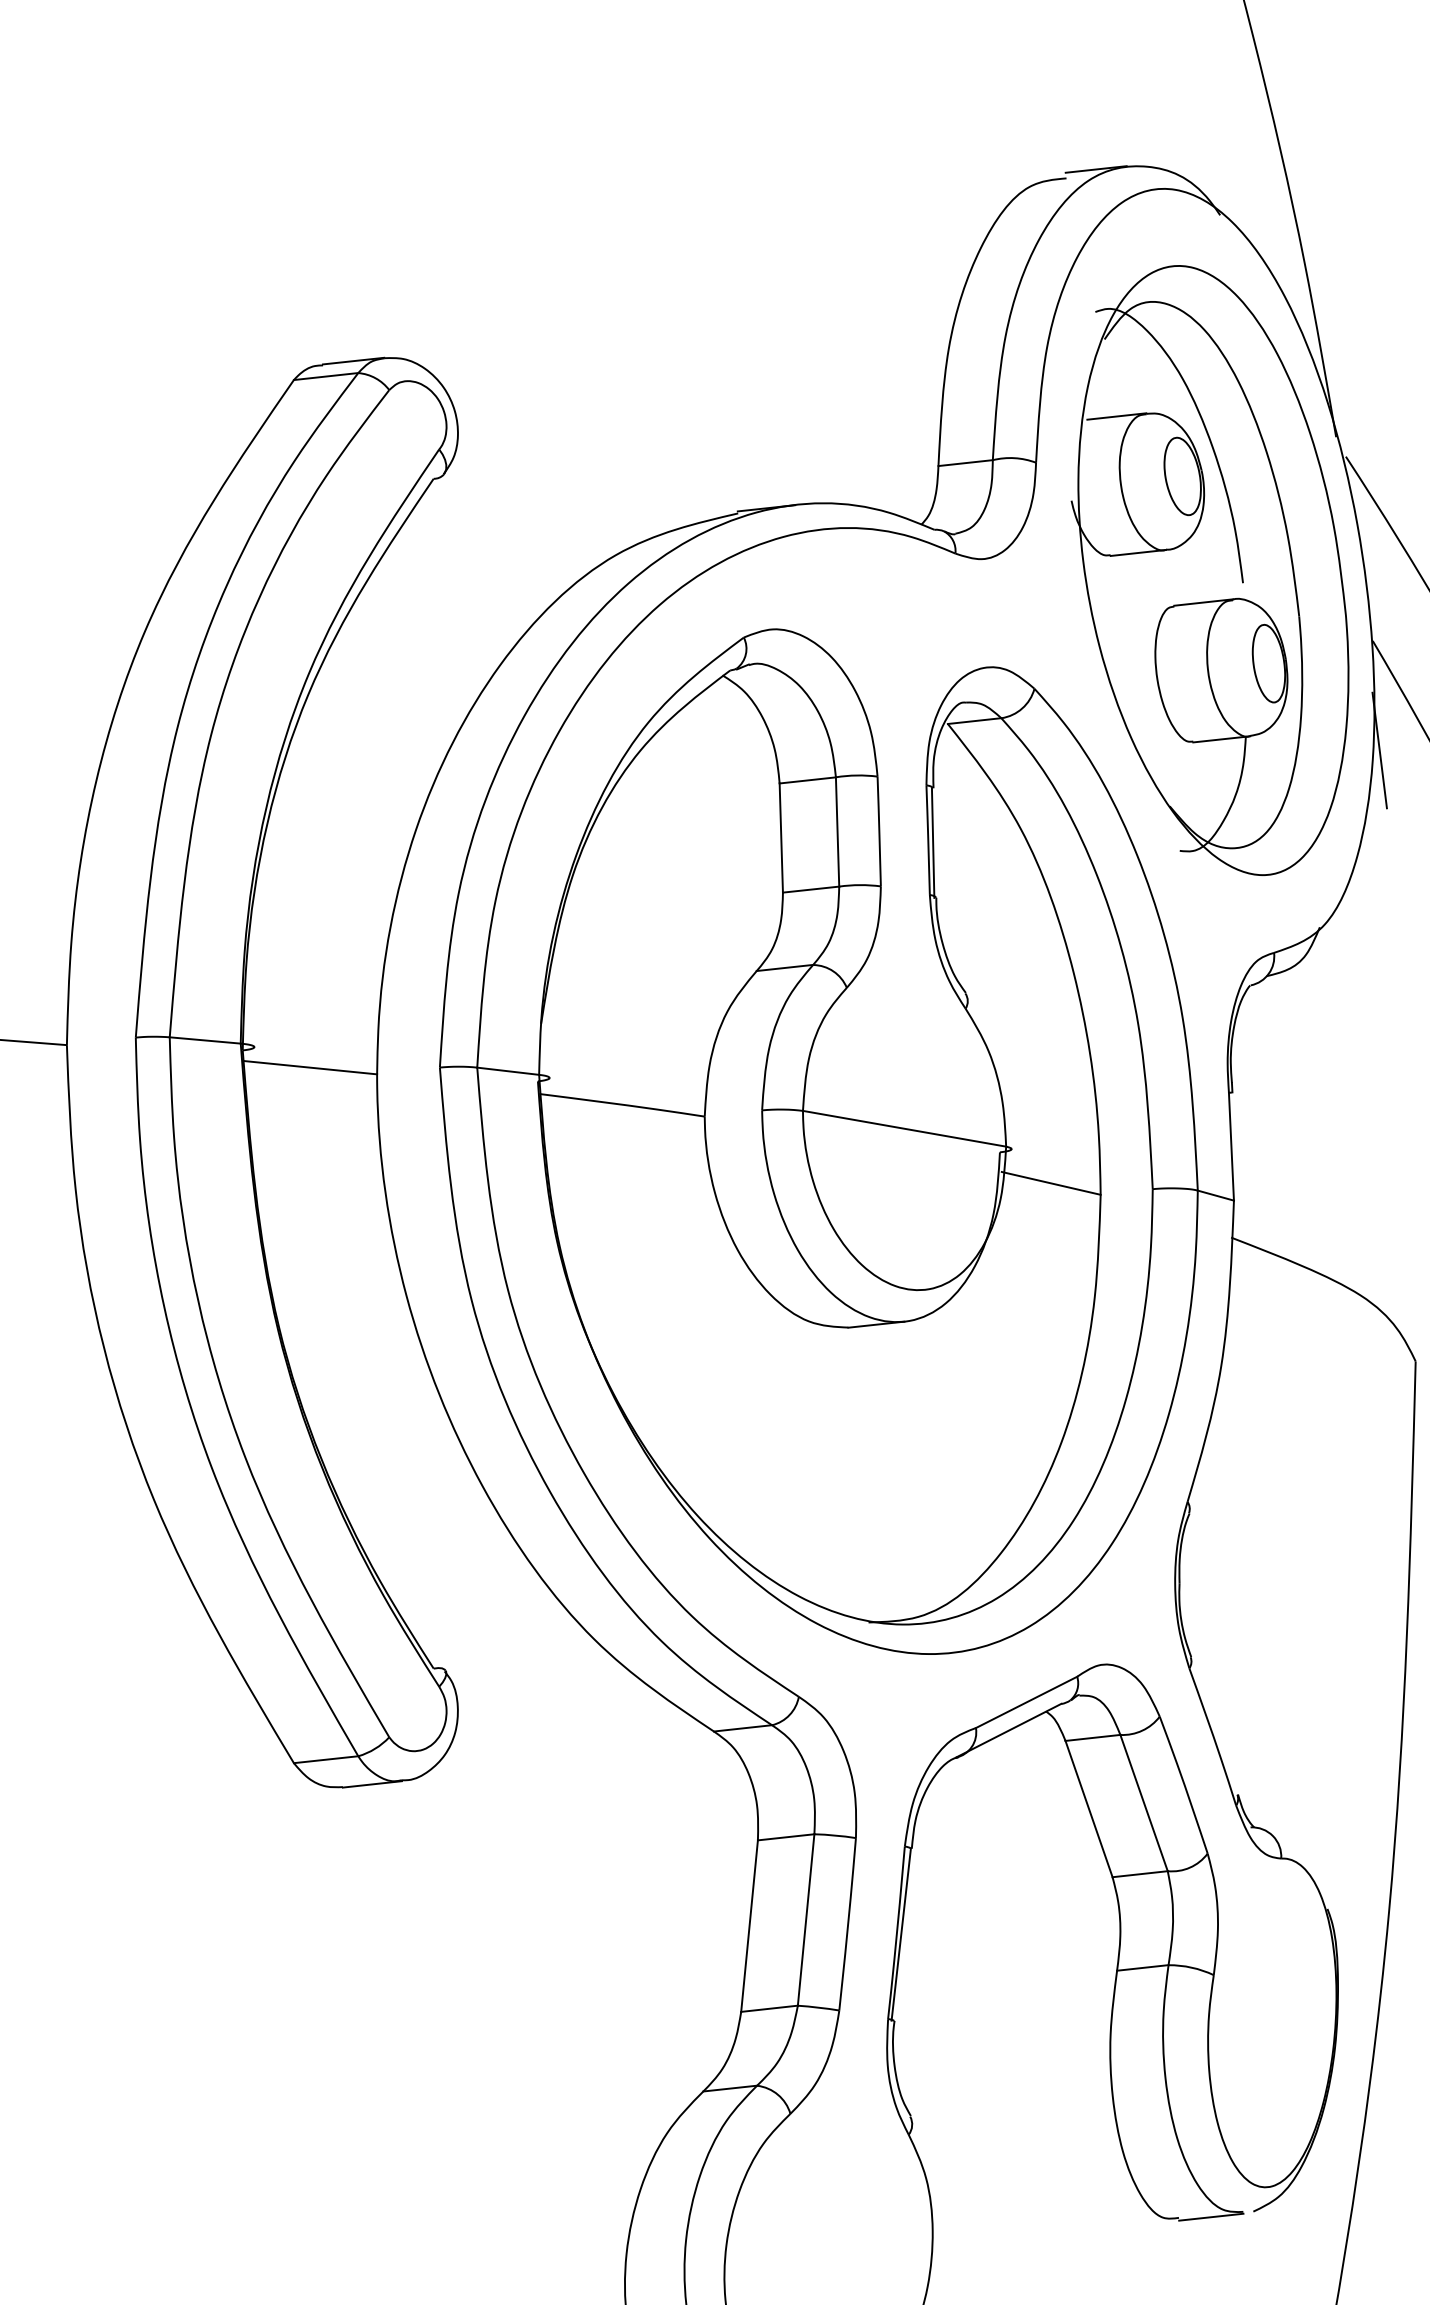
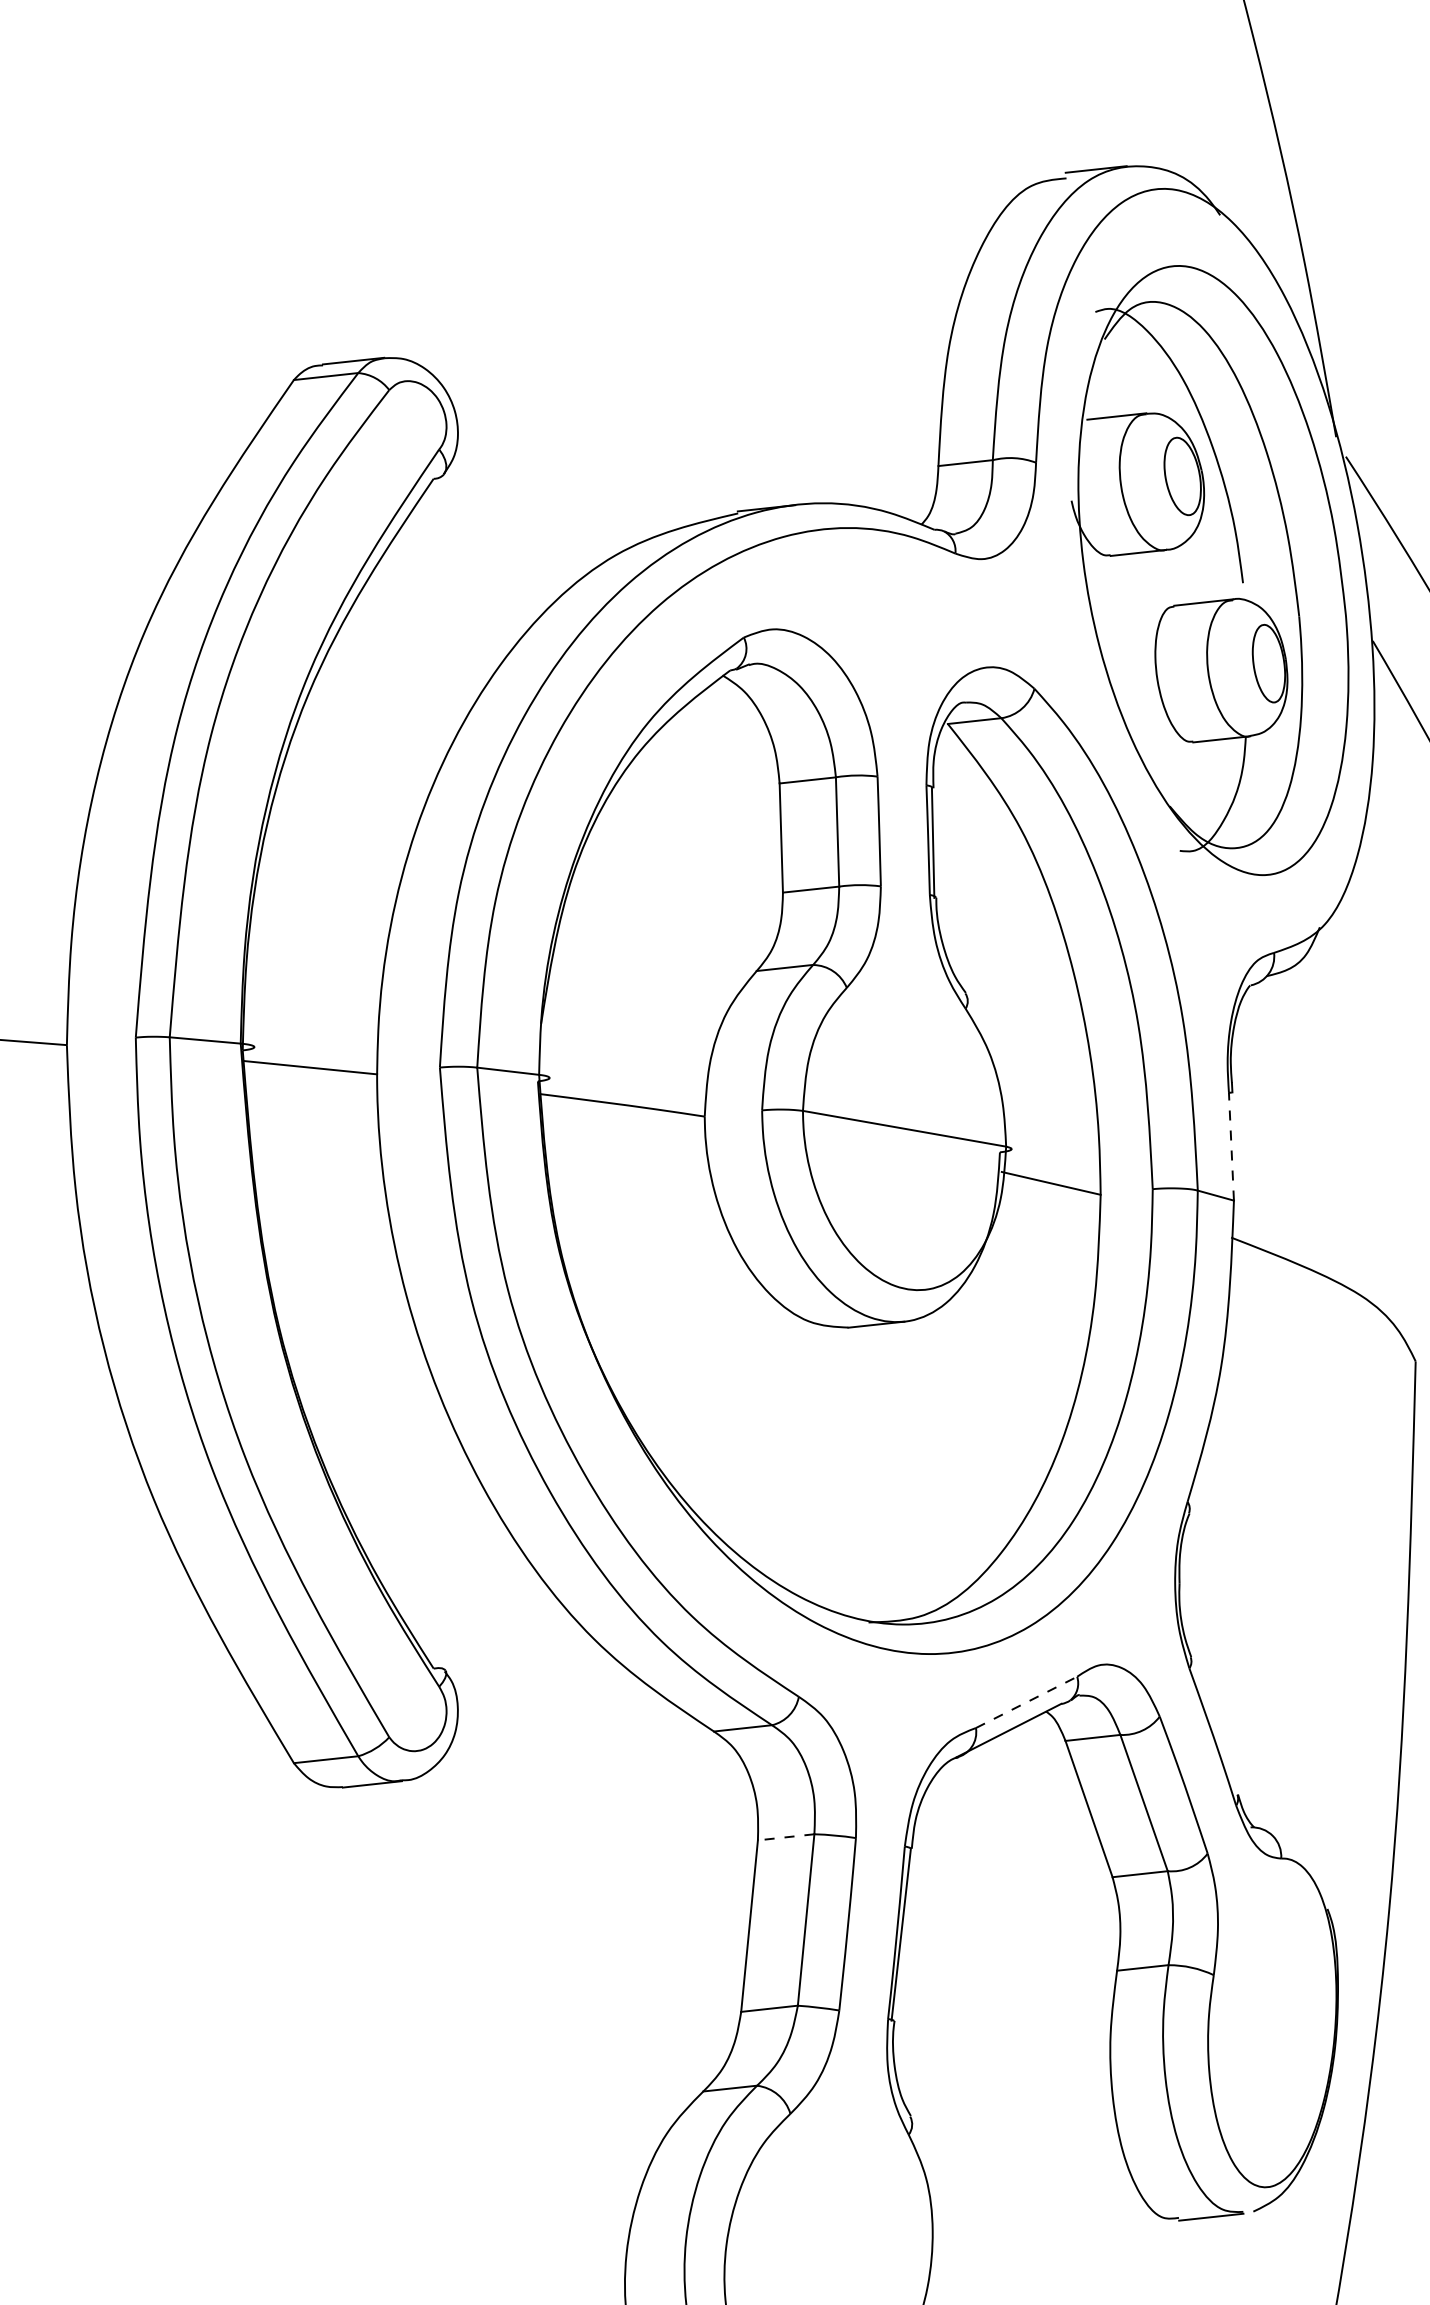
line: present -> none (1379, 750)
line: solid -> dashed (1231, 1146)
line: solid -> dashed (1026, 1702)
line: solid -> dashed (785, 1837)
